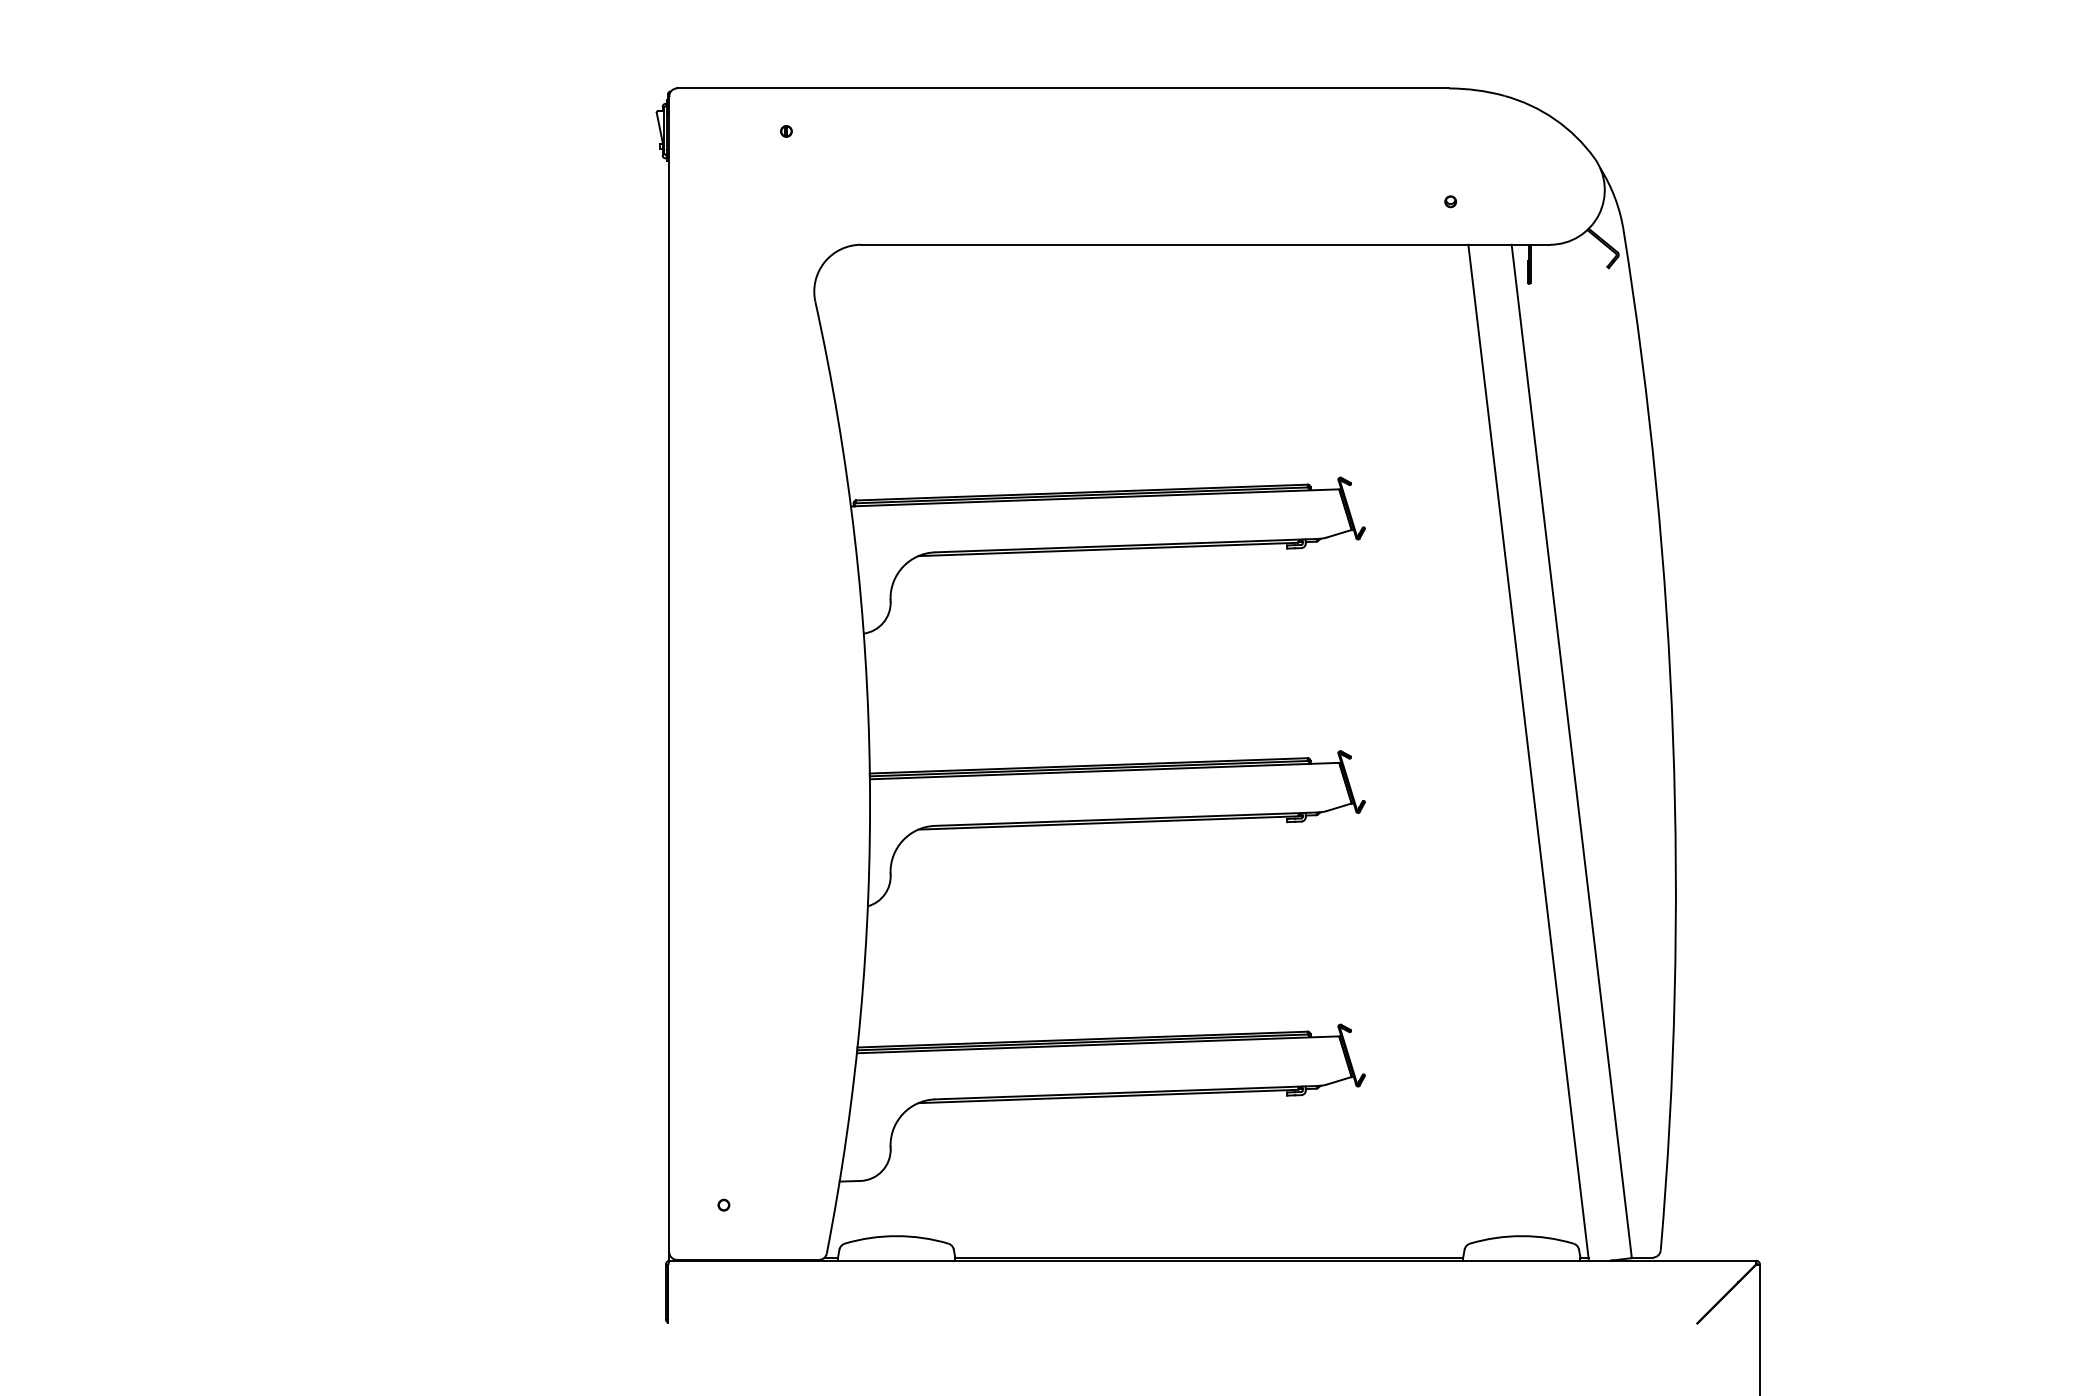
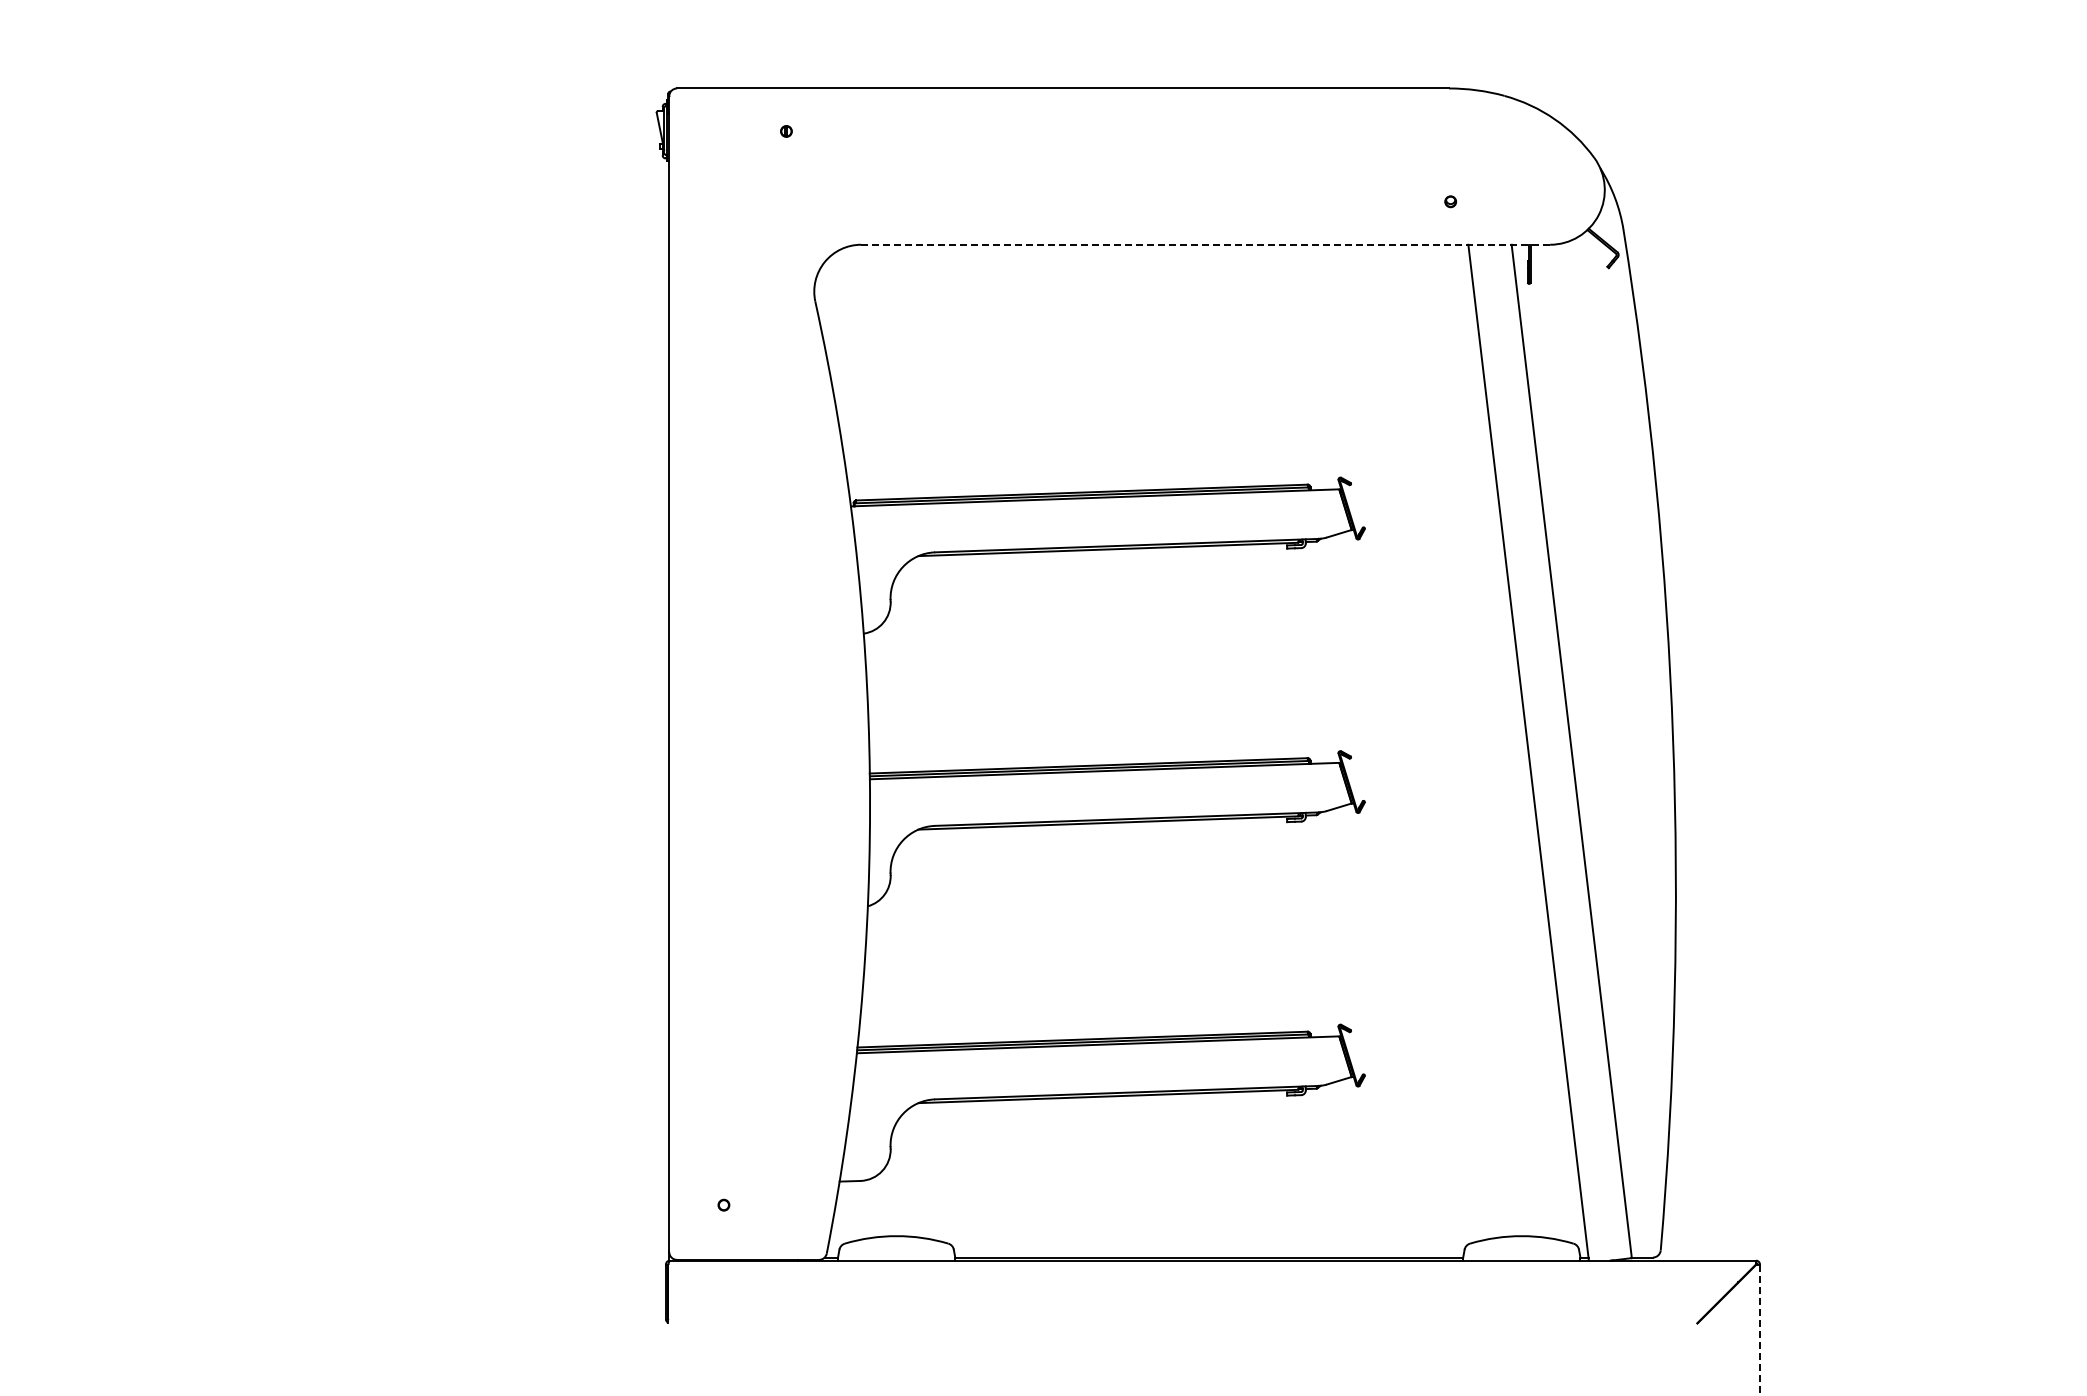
line: solid -> dashed (1205, 244)
line: solid -> dashed (1760, 1330)
